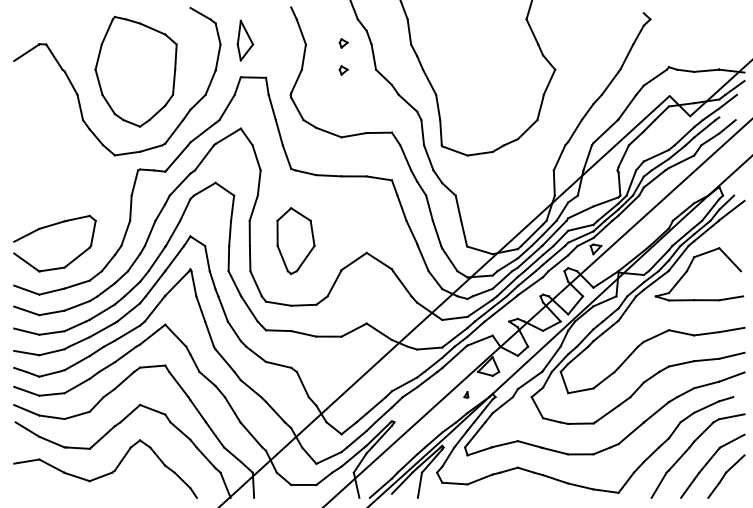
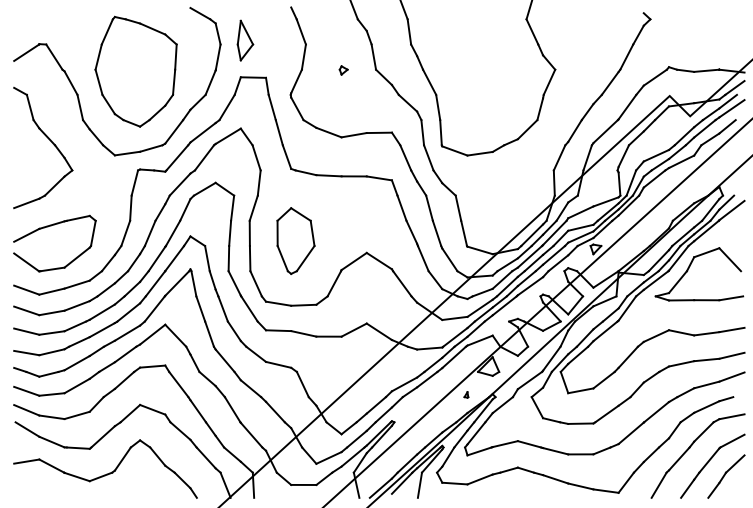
part: present -> none (343, 43)
line: none -> present (731, 108)
part: none -> present (49, 140)
